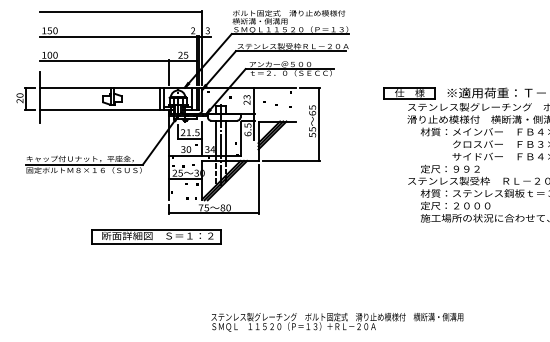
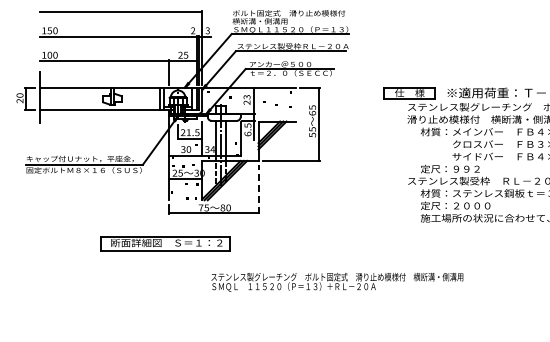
line: solid -> dashed (258, 189)
part position: (156, 236) -> (165, 243) (165, 243)
text position: (337, 322) -> (337, 282) (337, 282)
